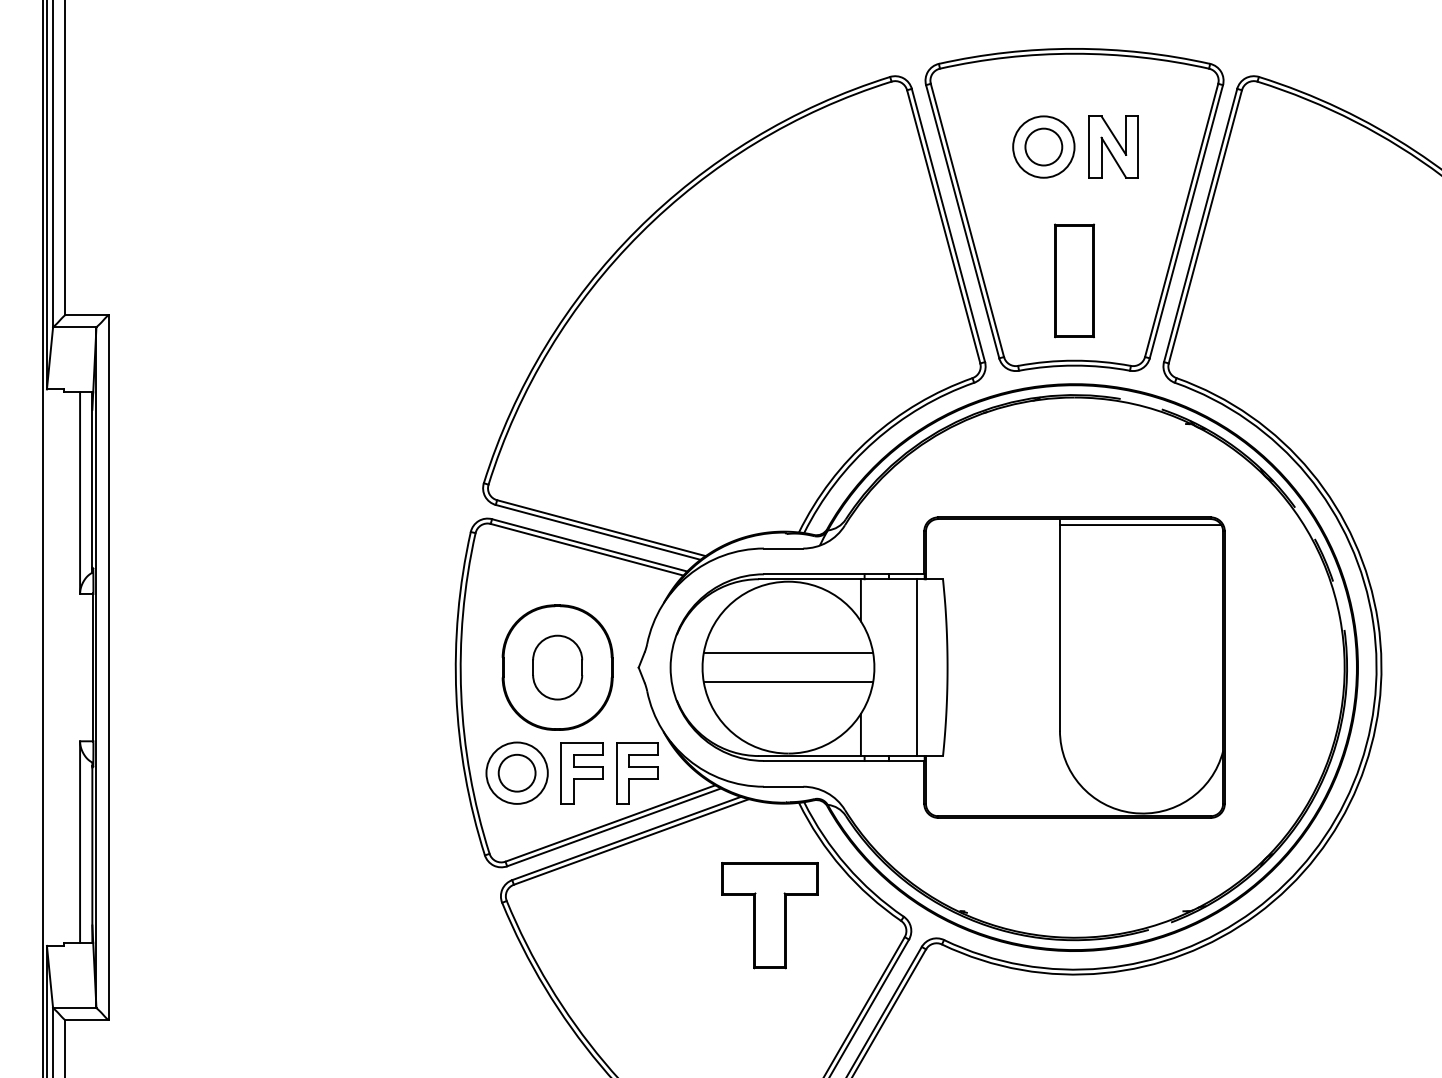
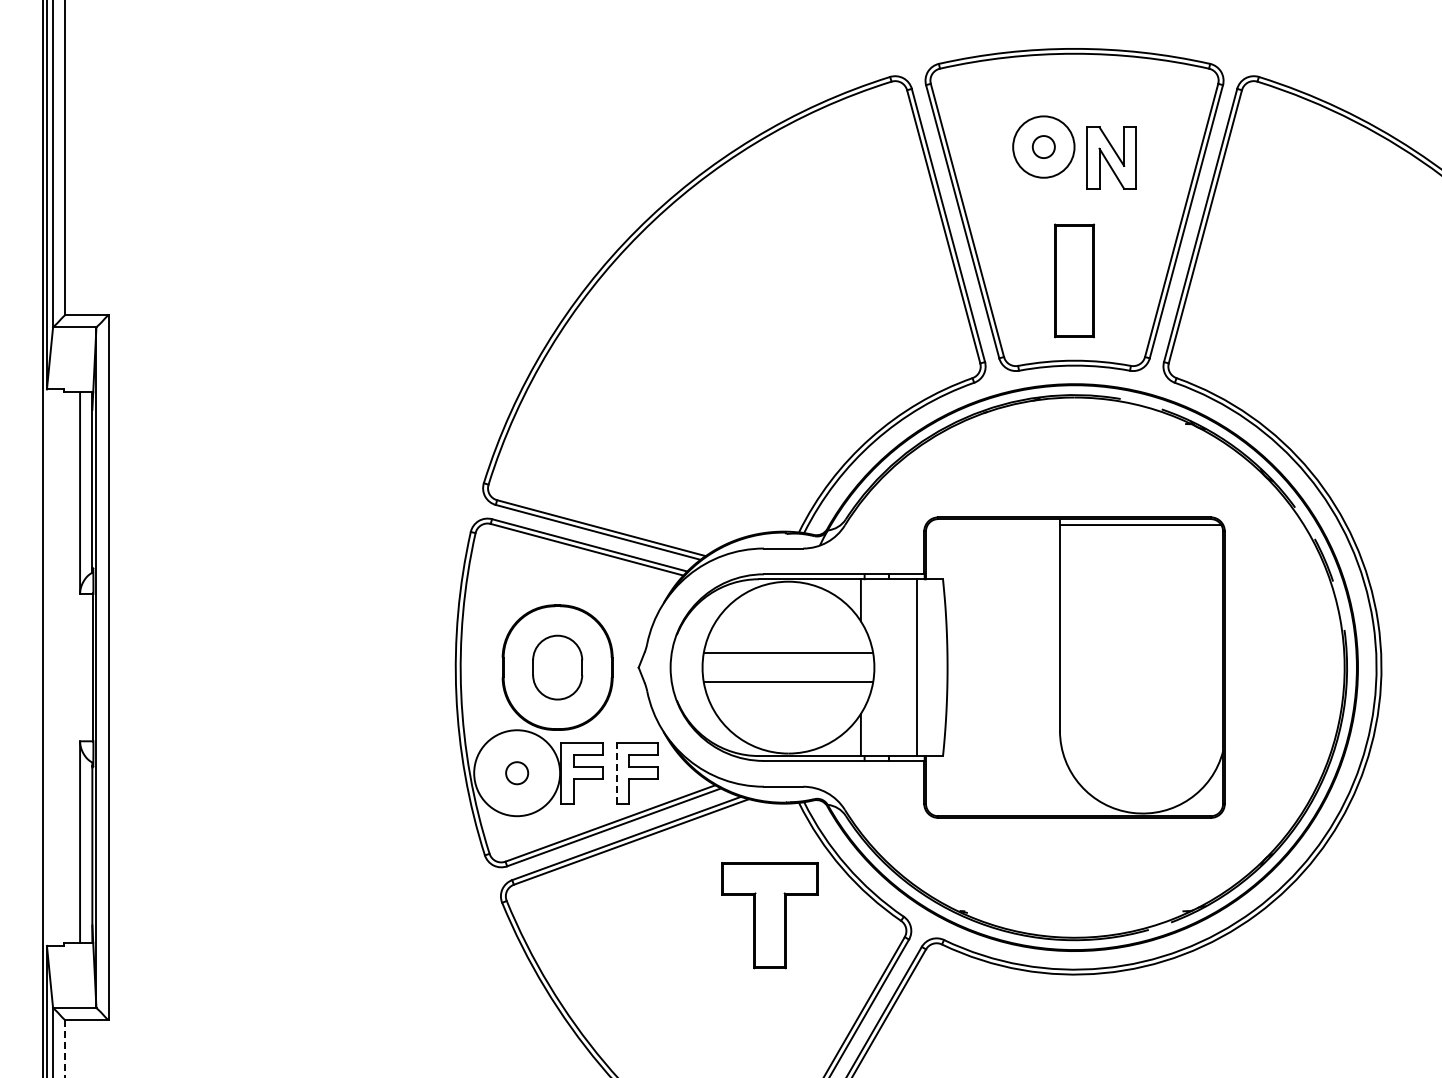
circle diameter: 37 px -> 22 px (1043, 147)
part position: (1113, 146) -> (1111, 157) (1111, 157)
circle diameter: 37 px -> 22 px (517, 773)
circle diameter: 61 px -> 86 px (517, 773)
line: solid -> dashed (616, 773)
line: solid -> dashed (65, 1049)
